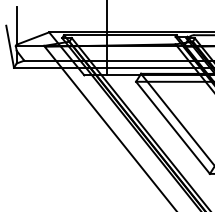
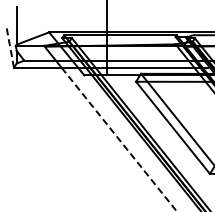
line: solid -> dashed (10, 46)
line: solid -> dashed (119, 139)
